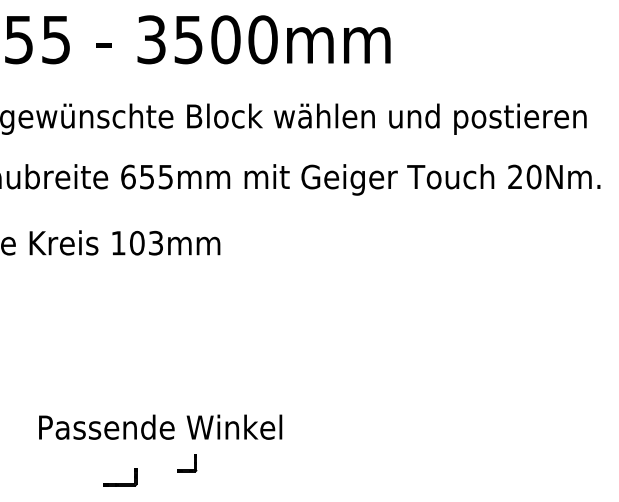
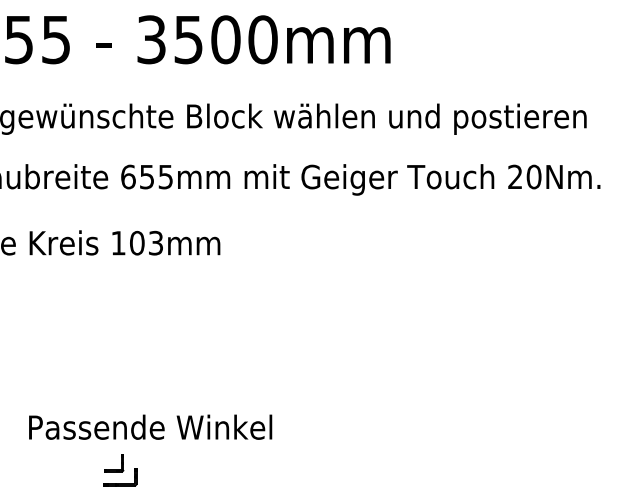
text position: (160, 426) -> (150, 426) (150, 426)
part position: (187, 463) -> (114, 463) (114, 463)
